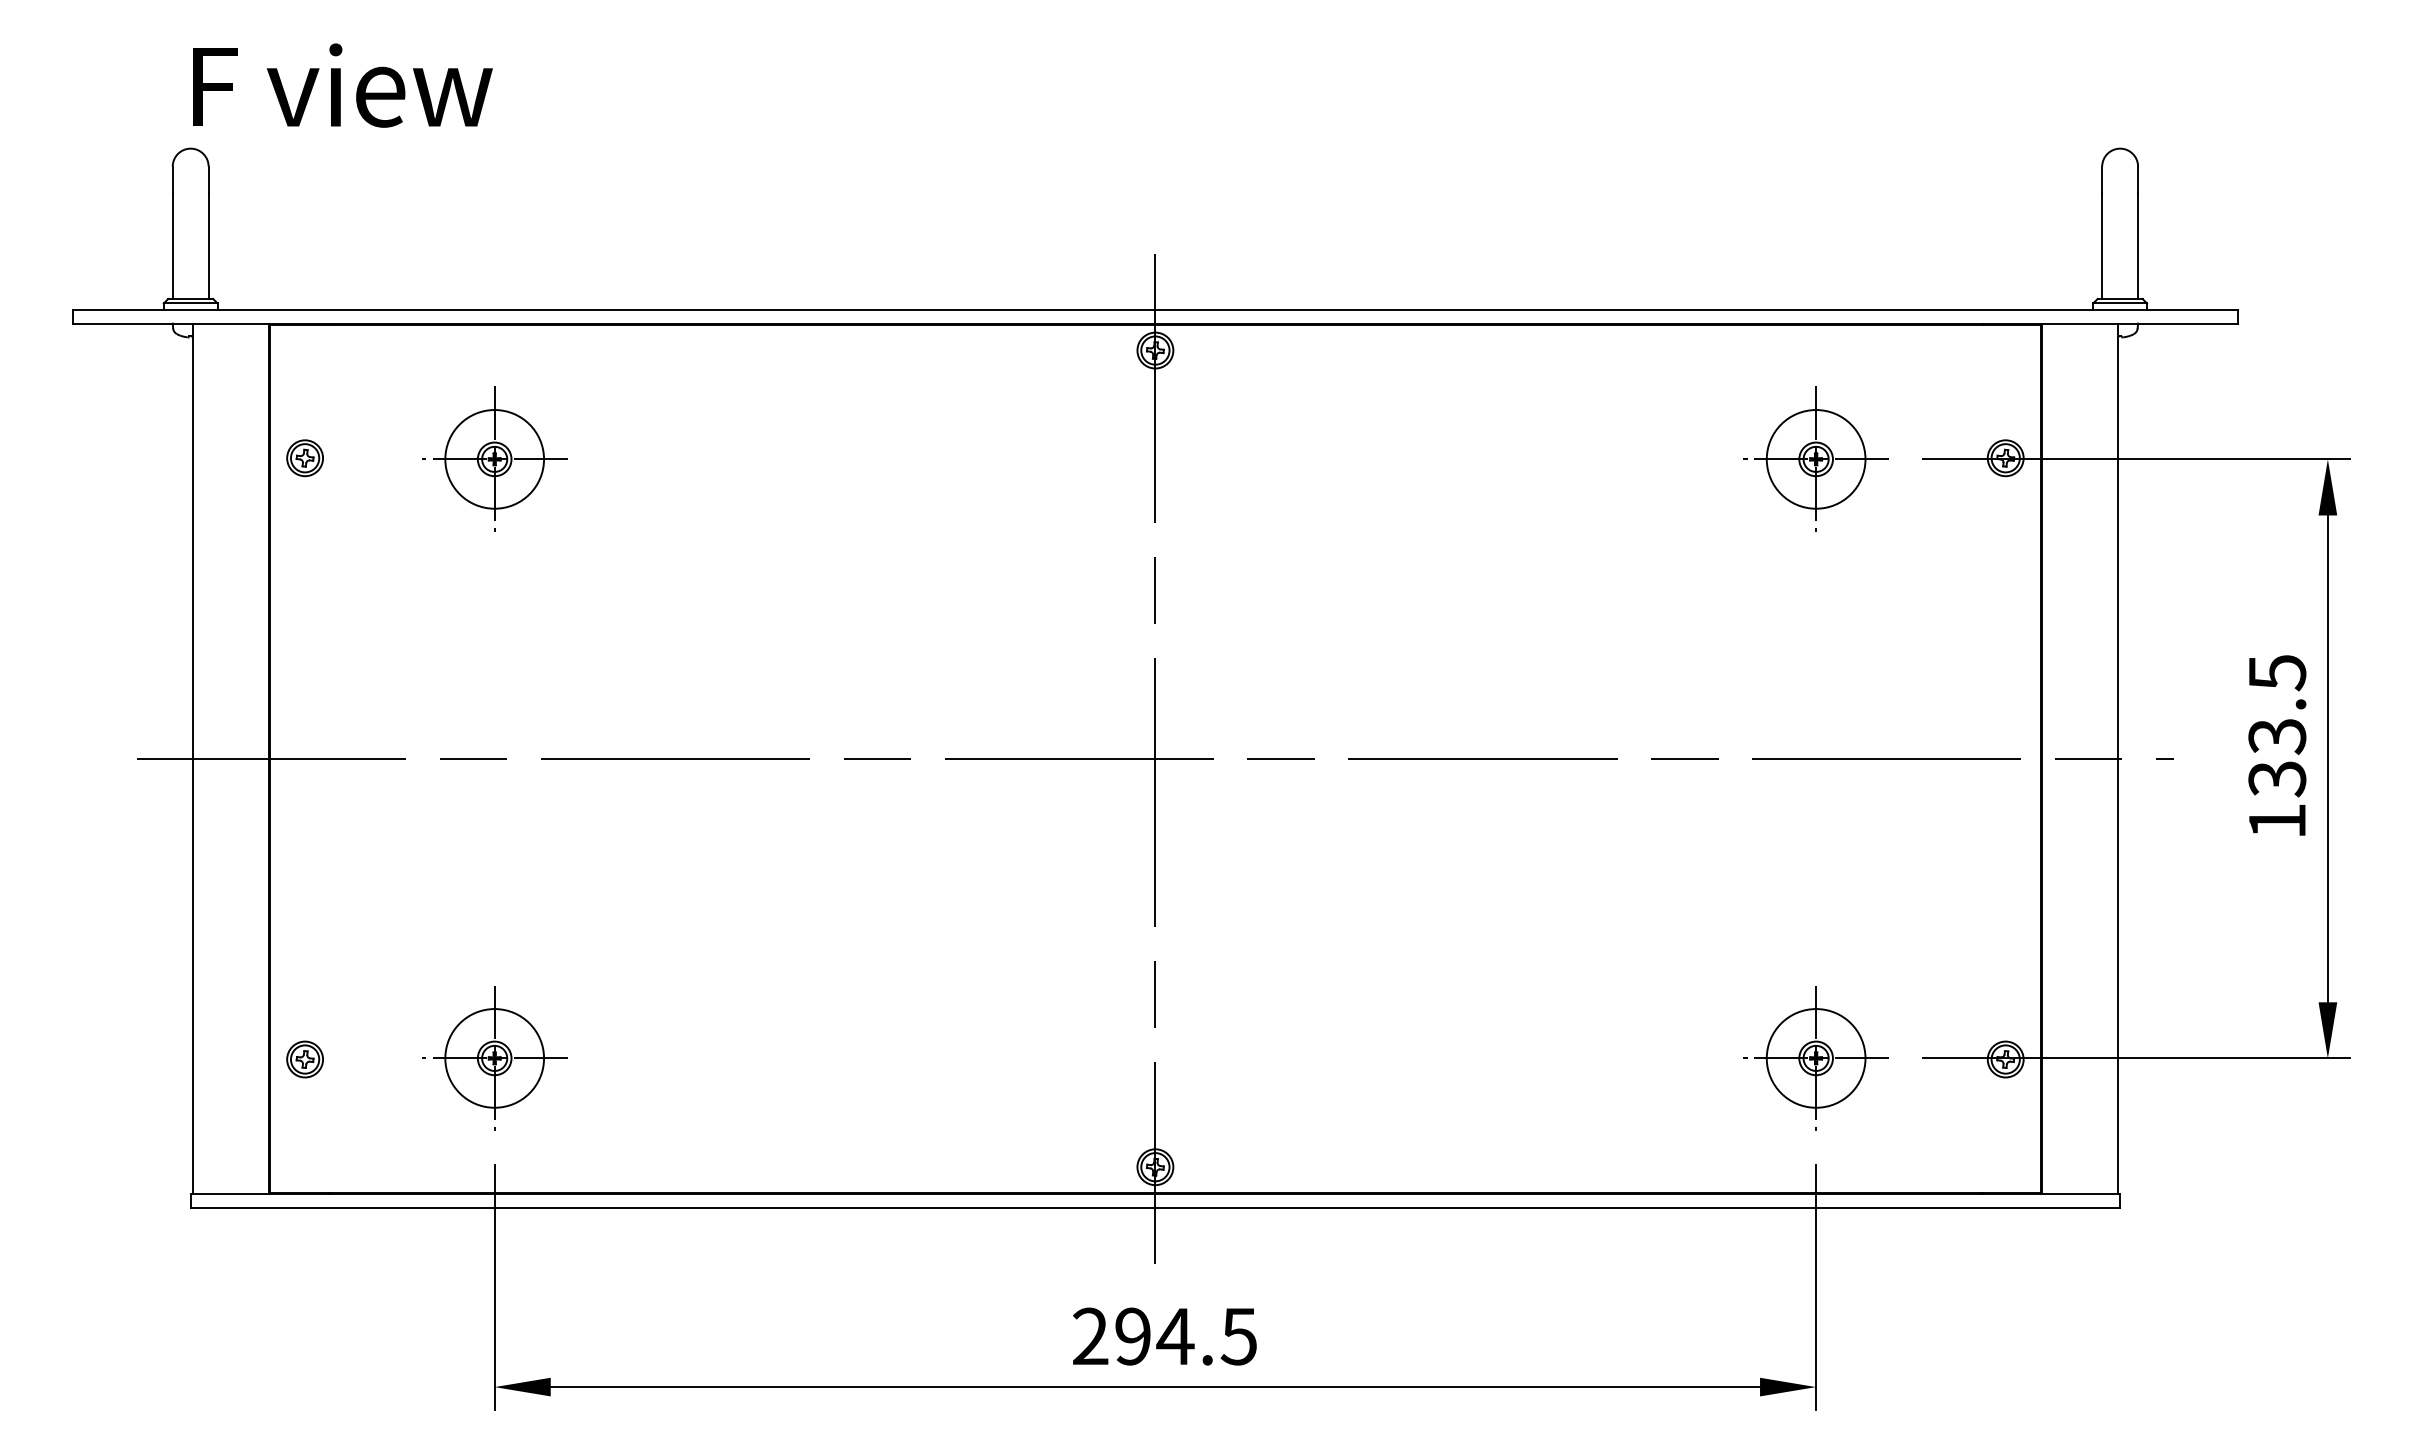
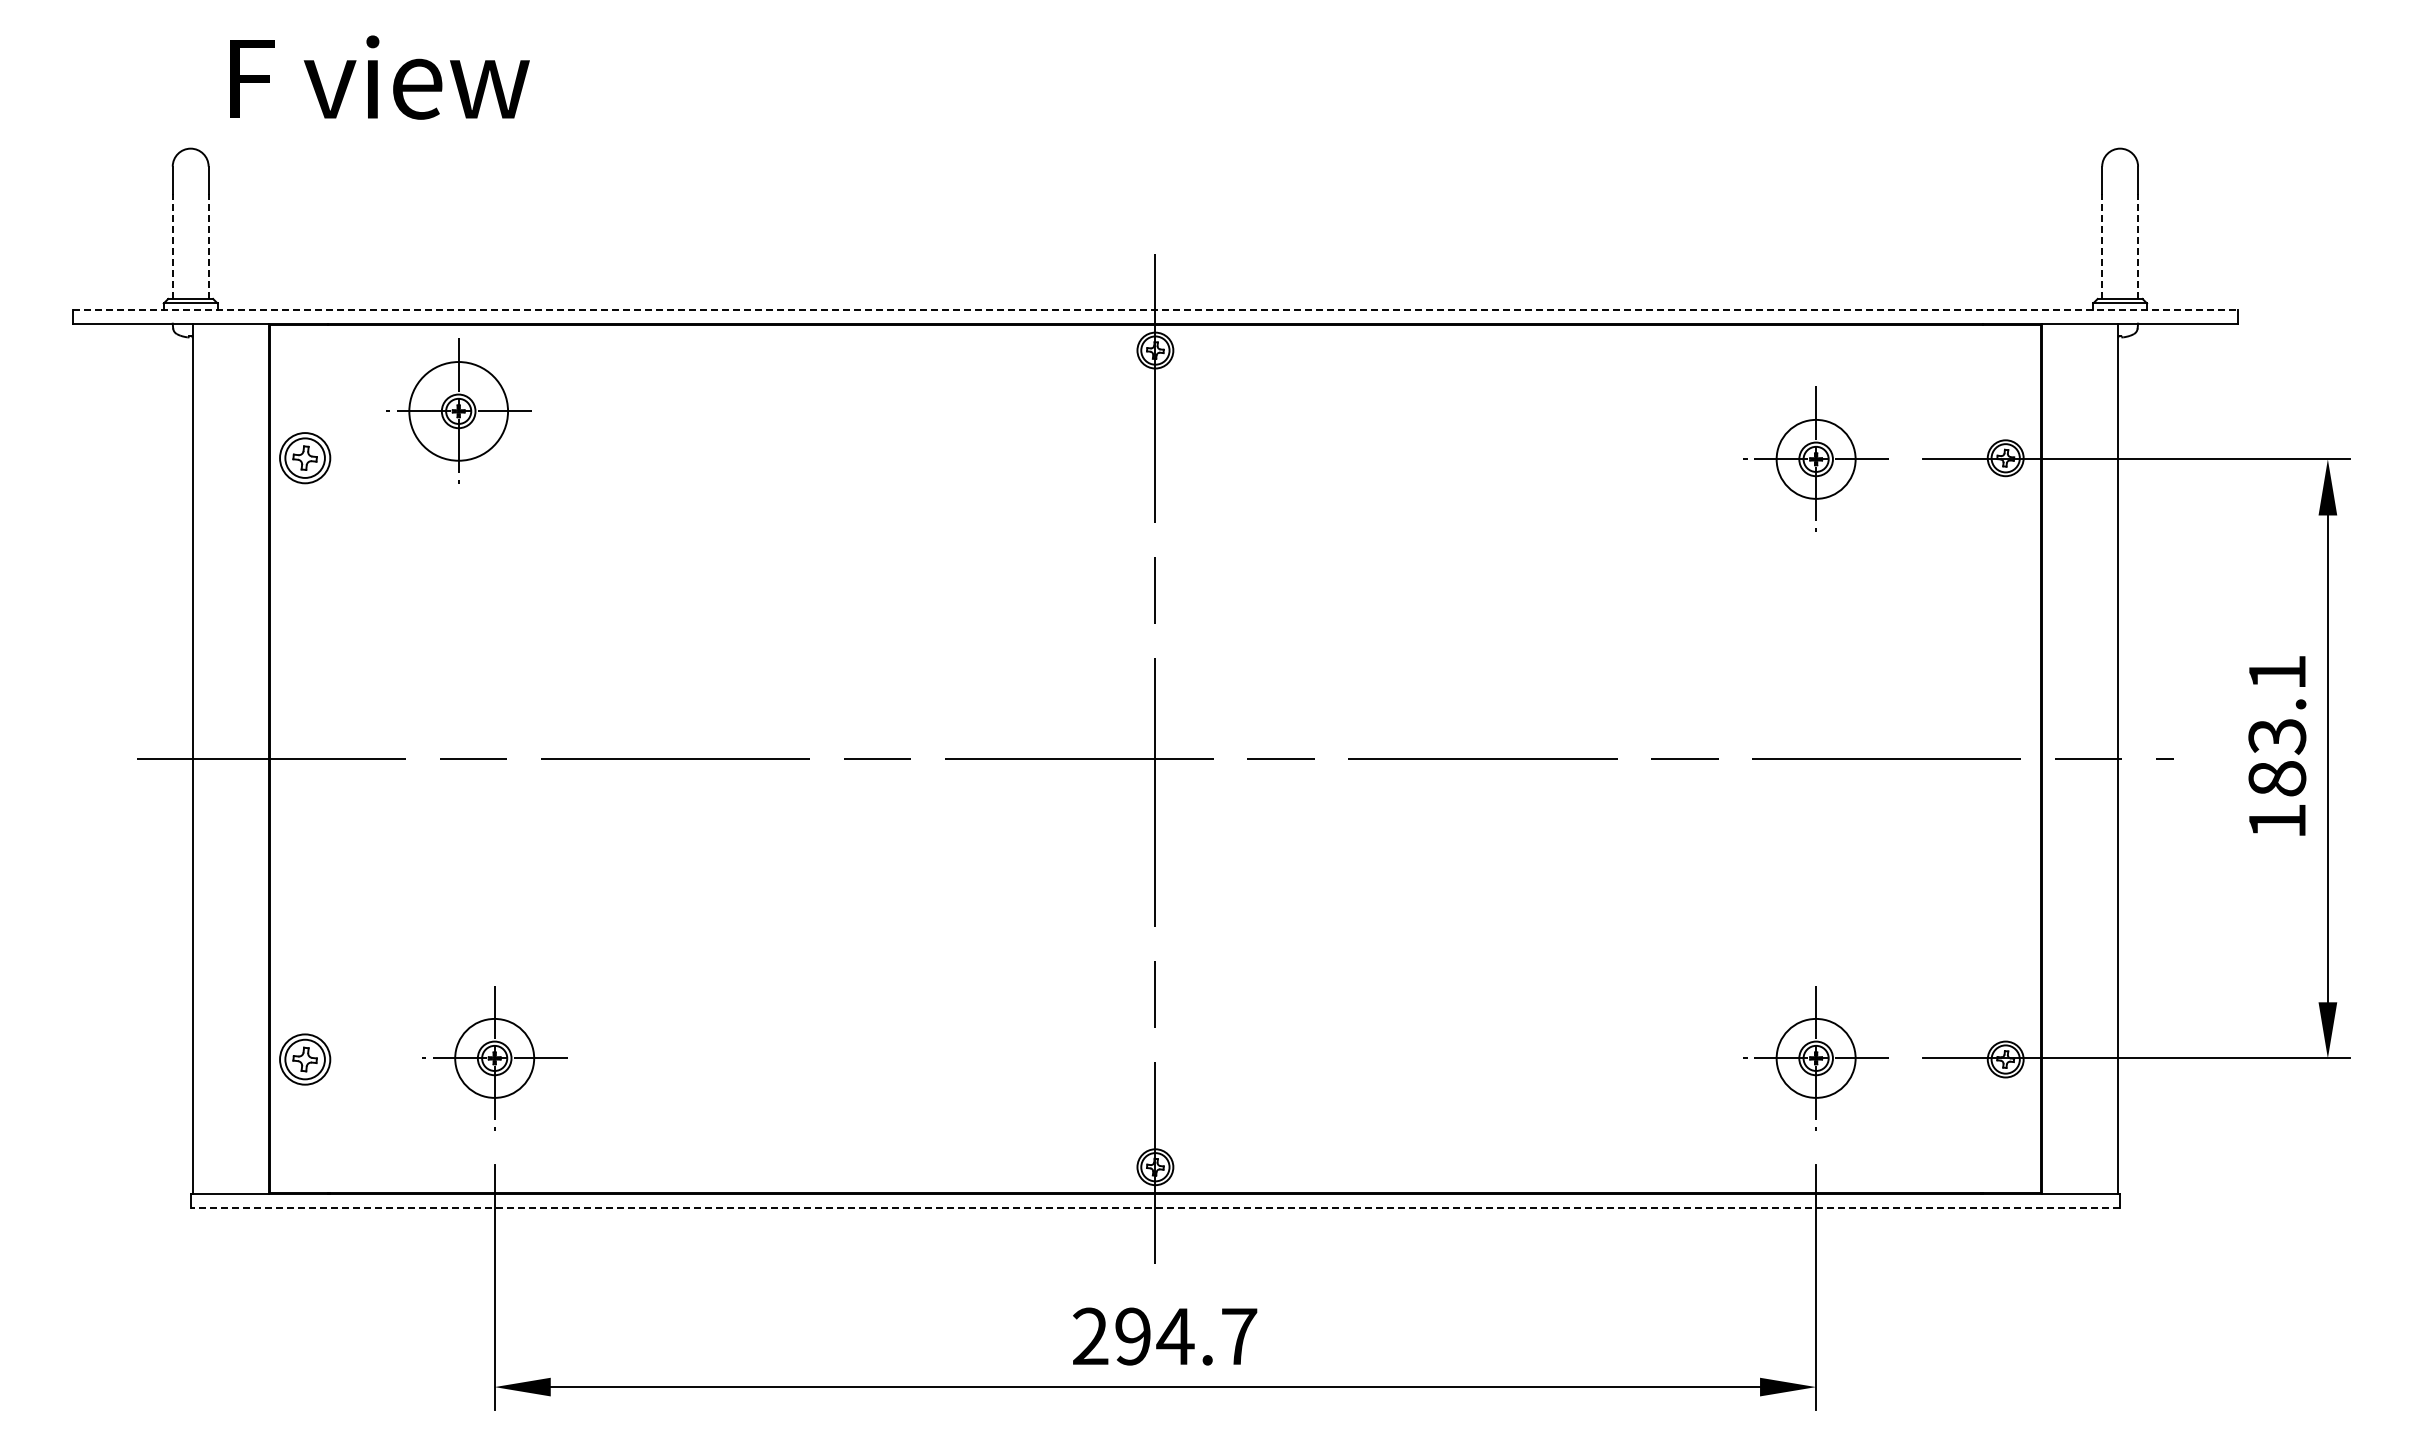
text position: (342, 85) -> (379, 77) (379, 77)
line: solid -> dashed (172, 246)
line: solid -> dashed (208, 246)
line: solid -> dashed (2102, 246)
line: solid -> dashed (2138, 246)
line: solid -> dashed (1155, 310)
part size: 38x39 px -> 53x53 px (305, 458)
part position: (494, 458) -> (458, 410) (458, 410)
circle diameter: 99 px -> 79 px (1815, 458)
text: 133.5 -> 183.1 (2277, 726)
circle diameter: 99 px -> 79 px (494, 1057)
circle diameter: 99 px -> 79 px (1815, 1057)
part size: 38x39 px -> 53x53 px (305, 1059)
line: solid -> dashed (1155, 1207)
text: 294.5 -> 294.7 (1238, 1336)
